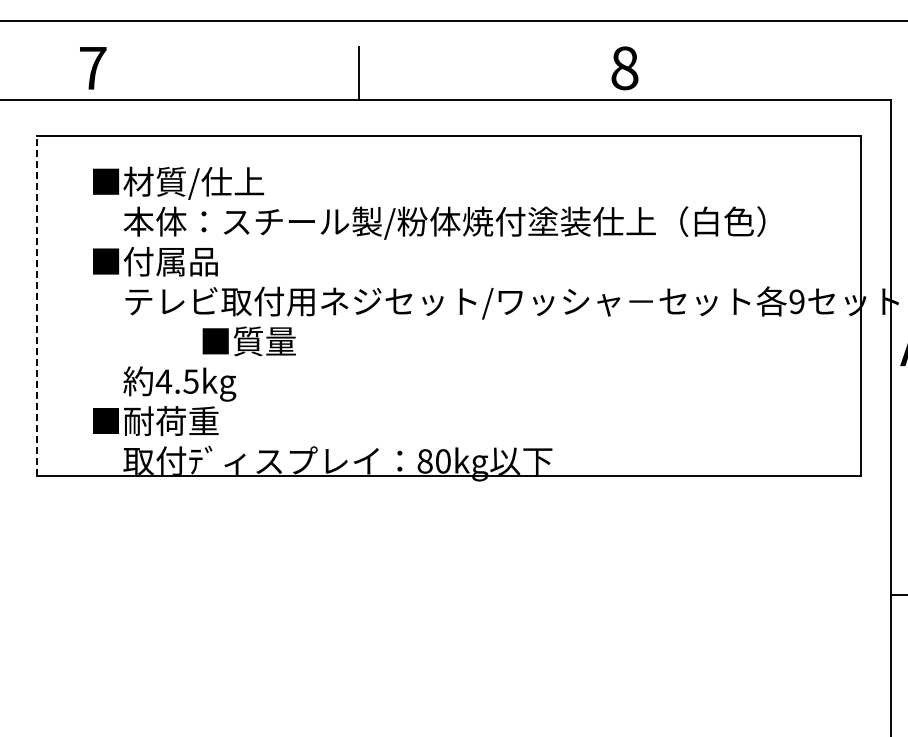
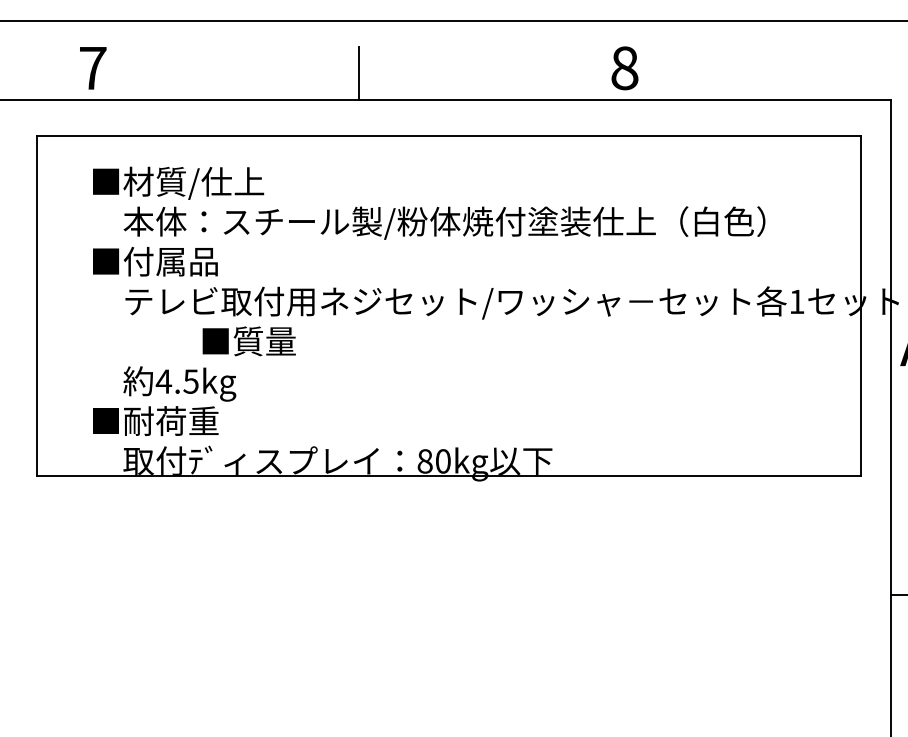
text: 9 -> 1 (796, 301)
line: dashed -> solid (36, 305)
